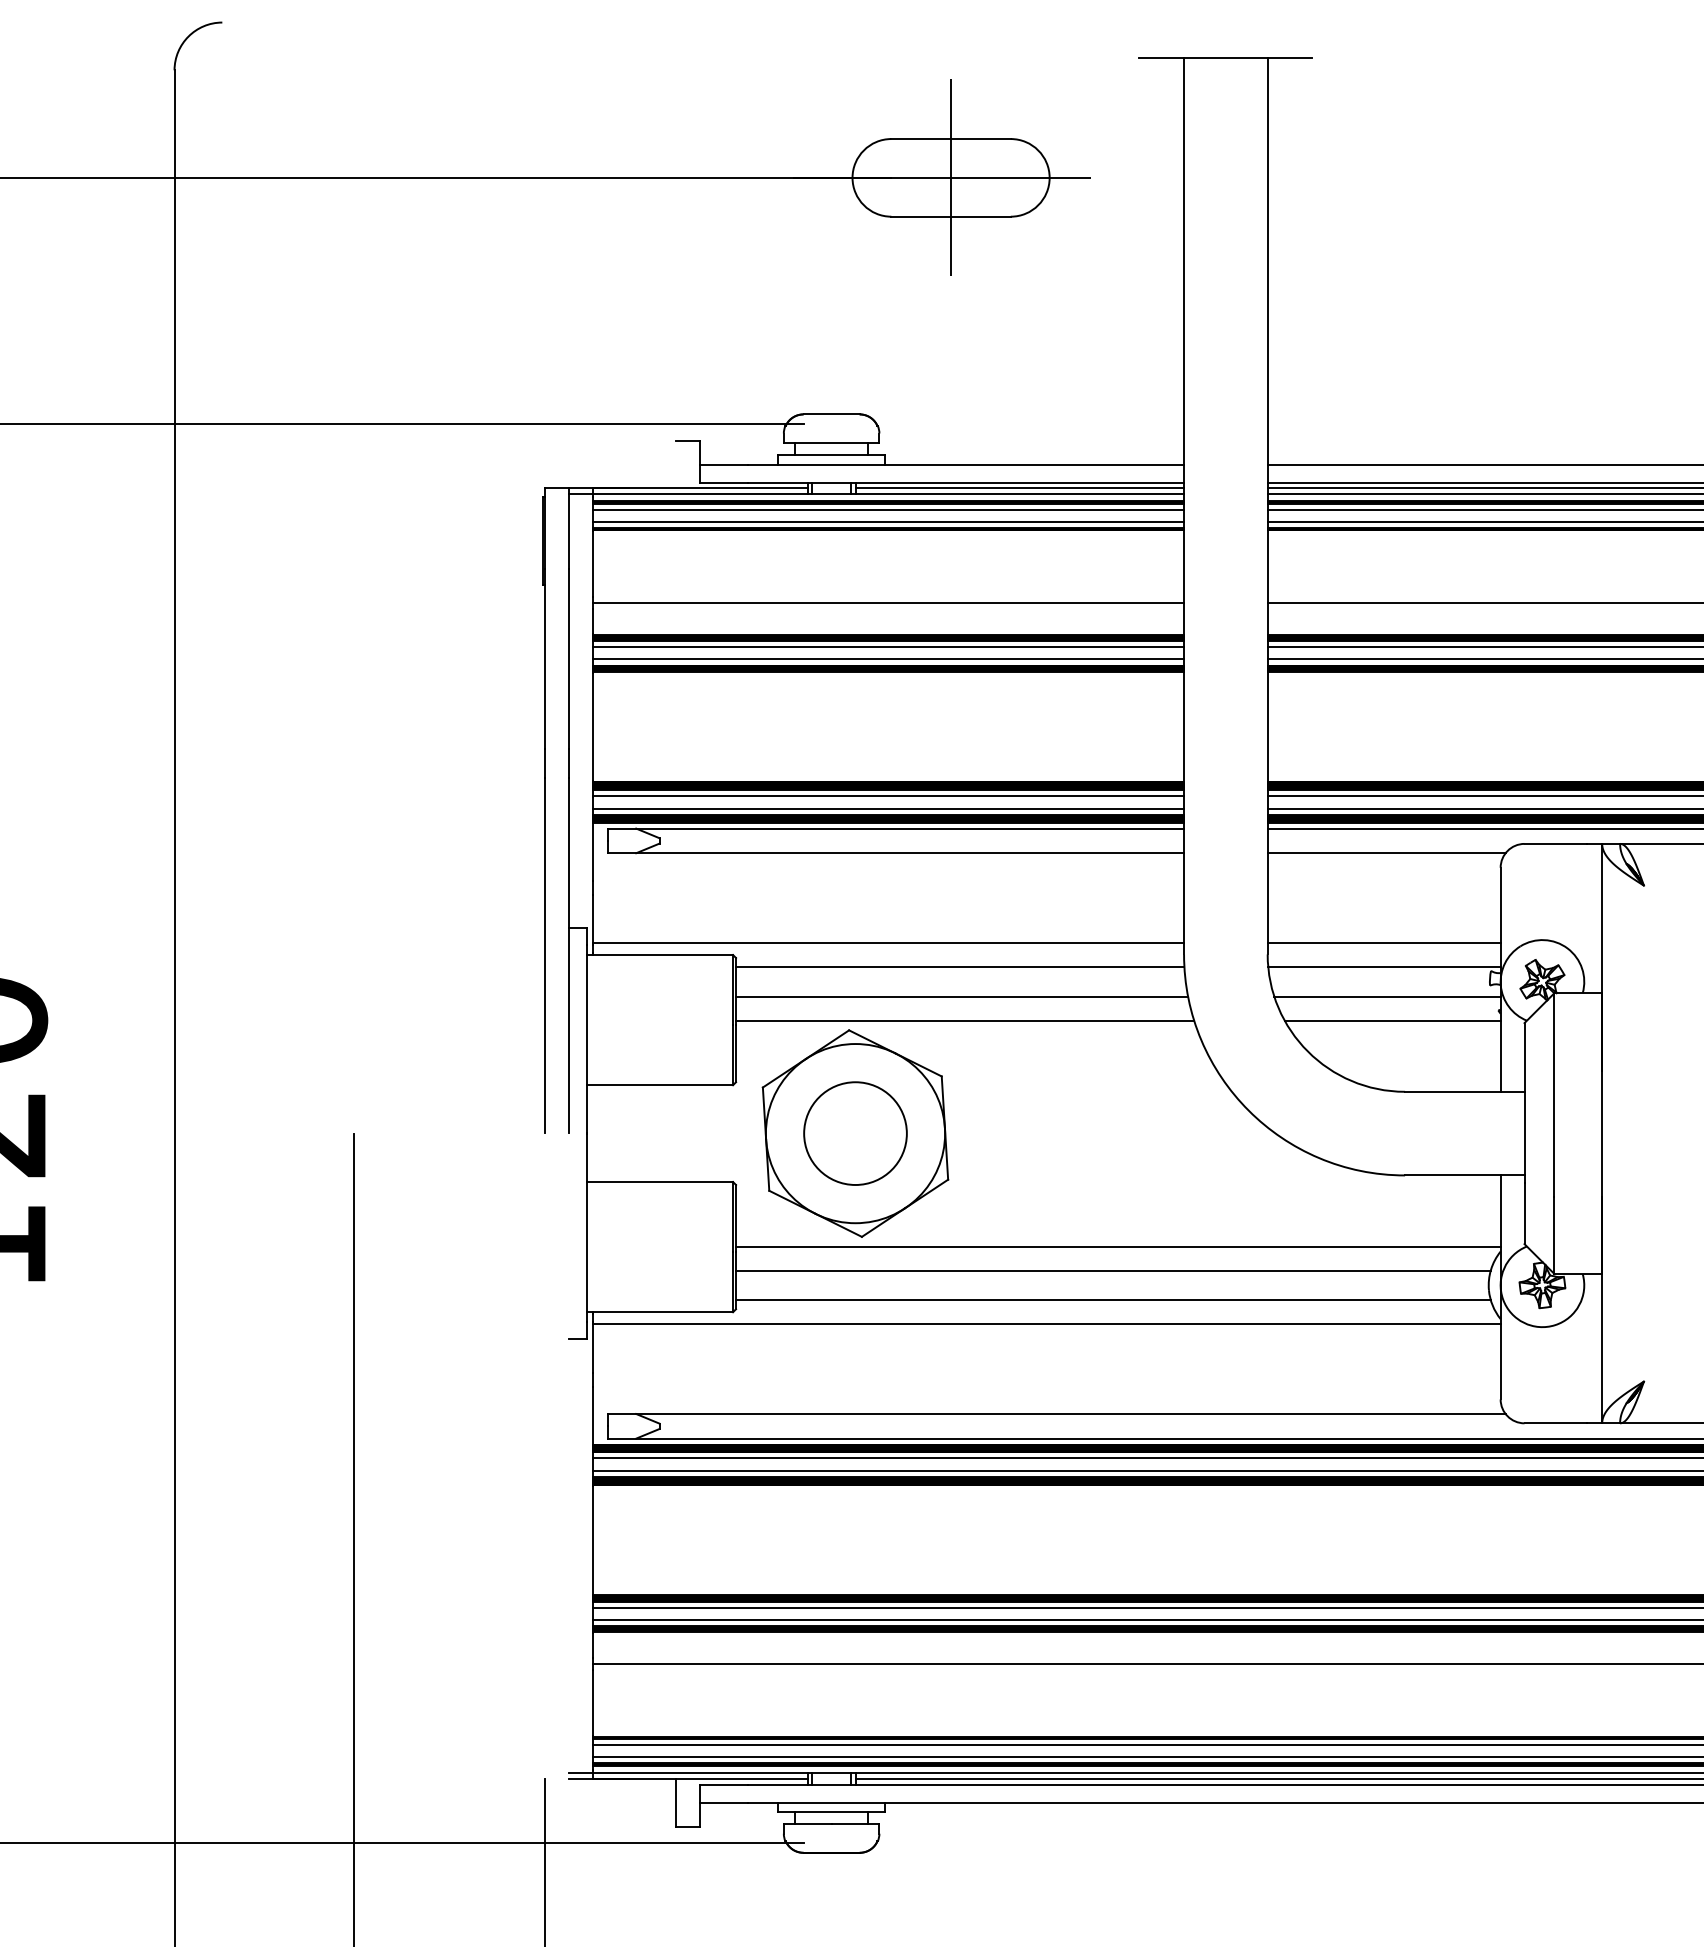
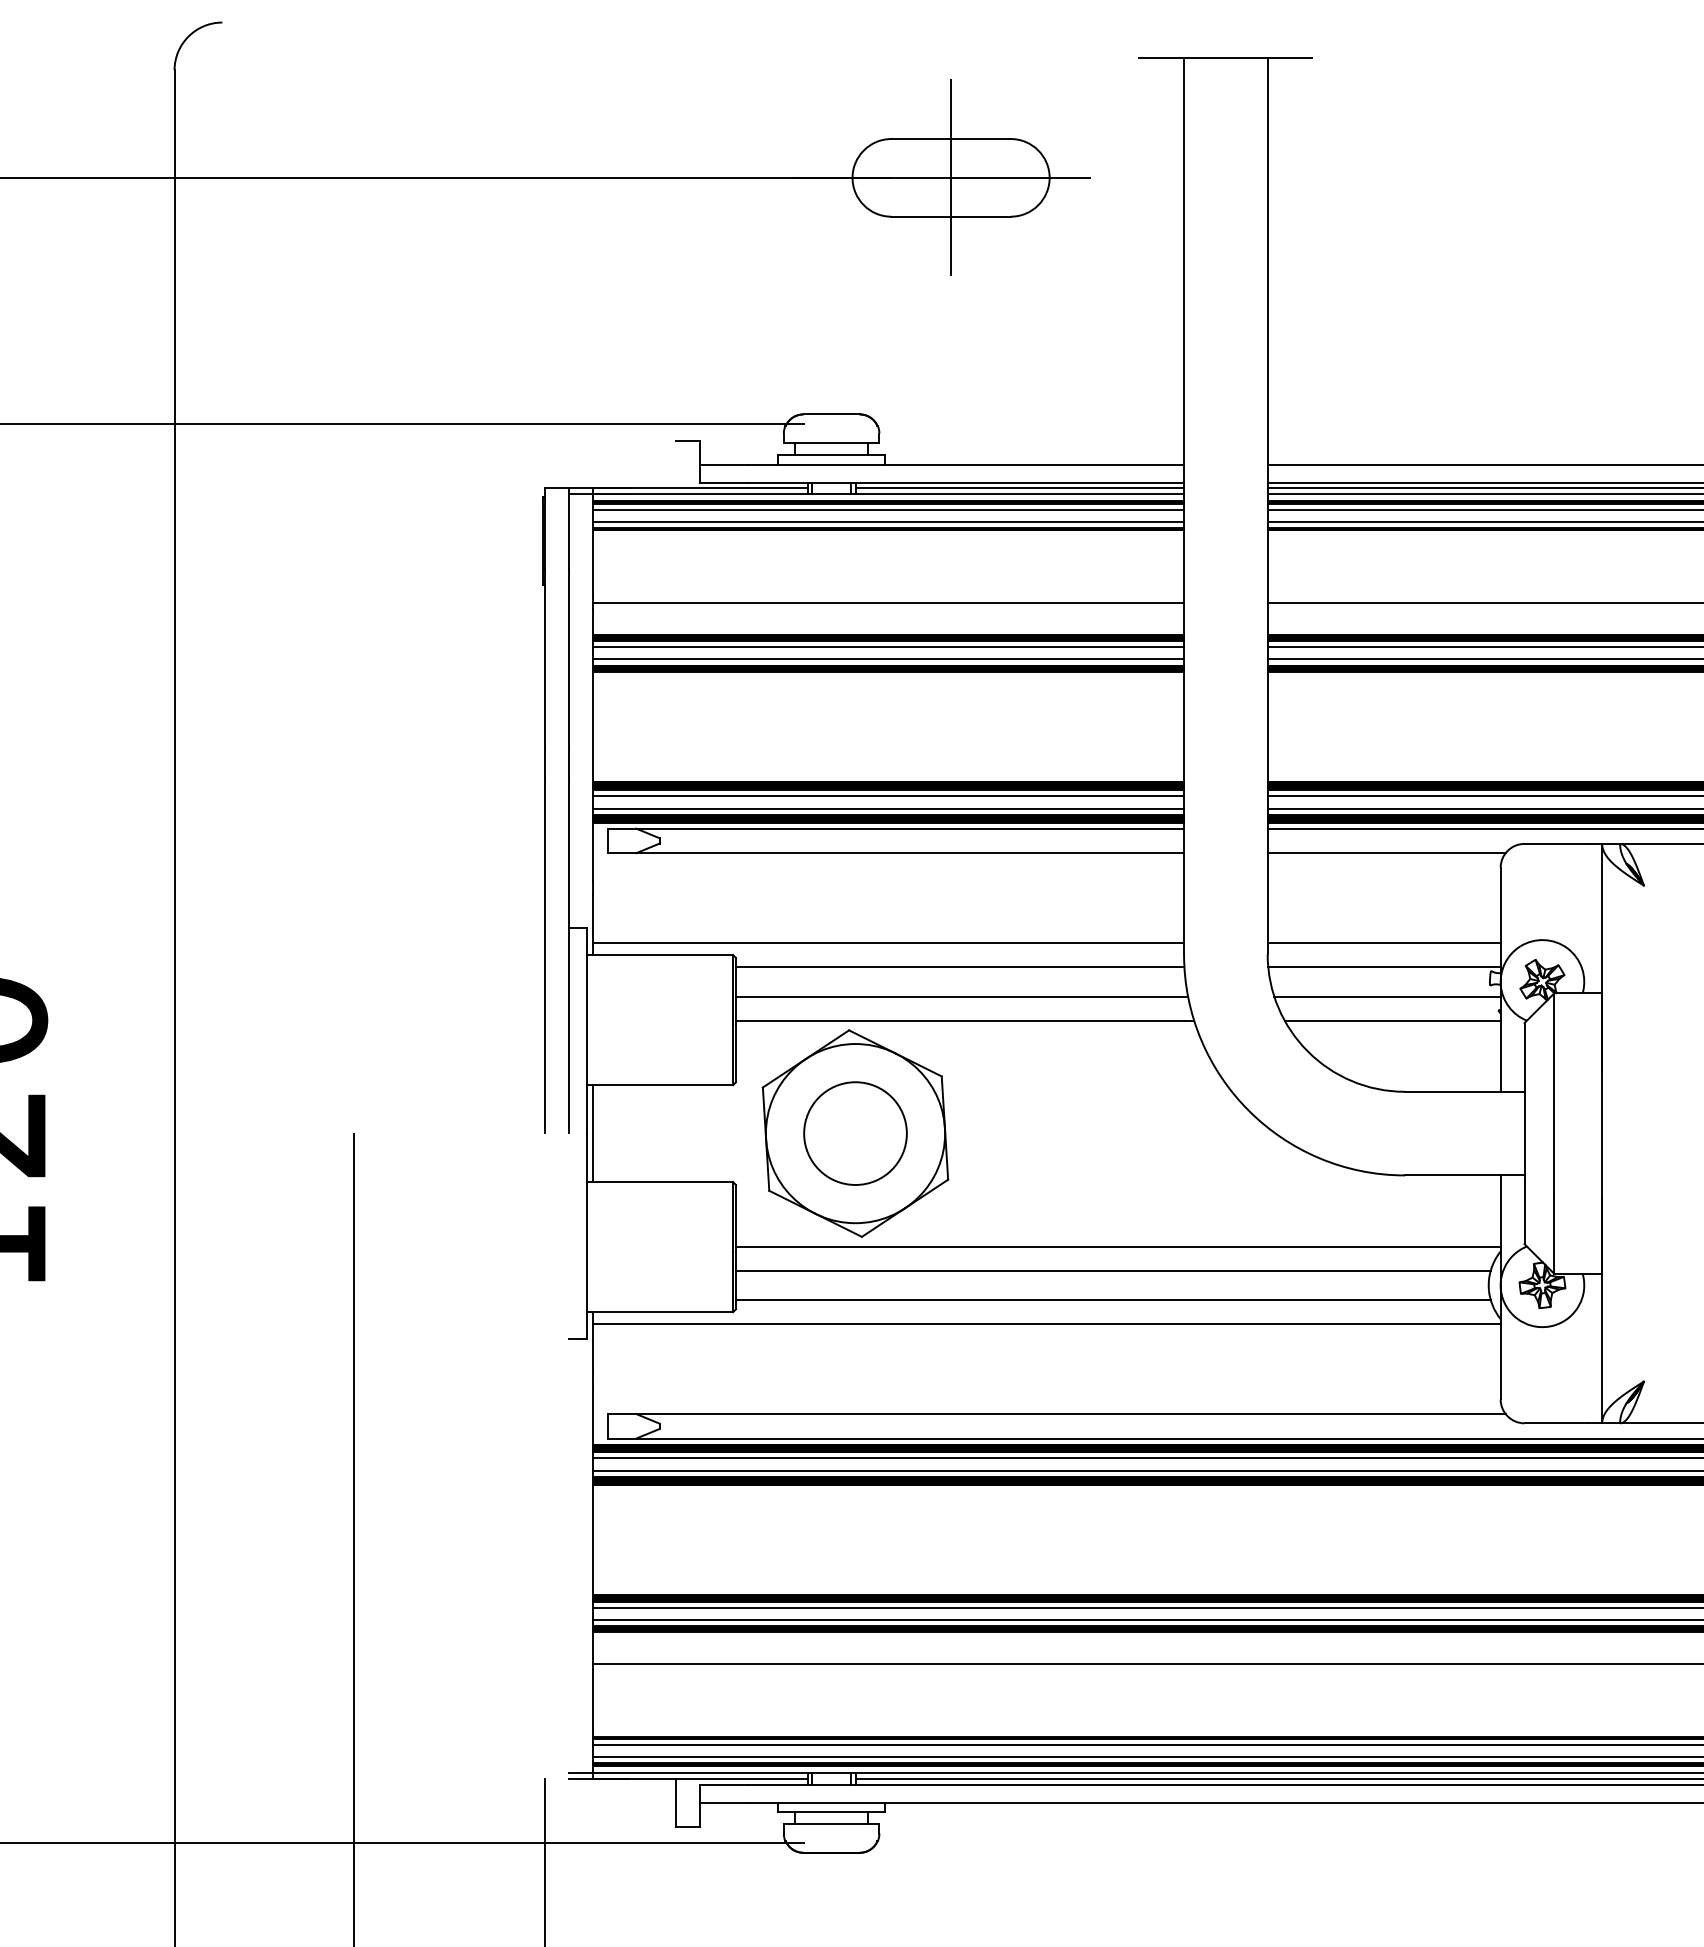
line: none -> present (592, 1133)
